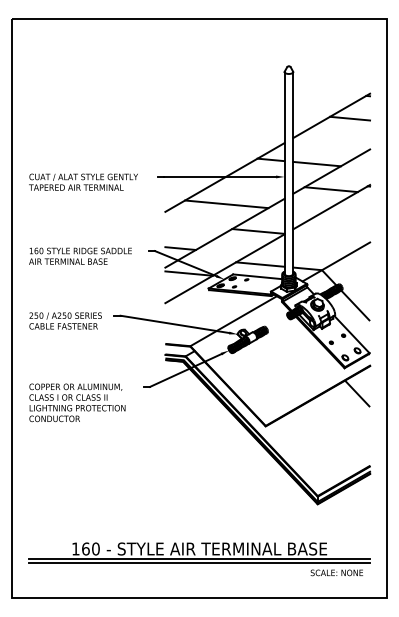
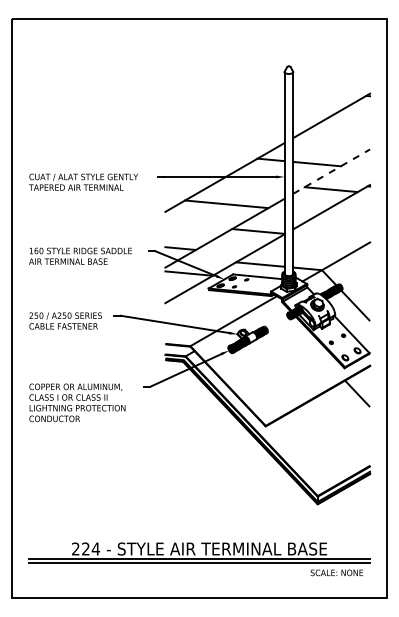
line: present -> none (350, 118)
line: solid -> dashed (332, 171)
text: 160 -> 224 (86, 548)
